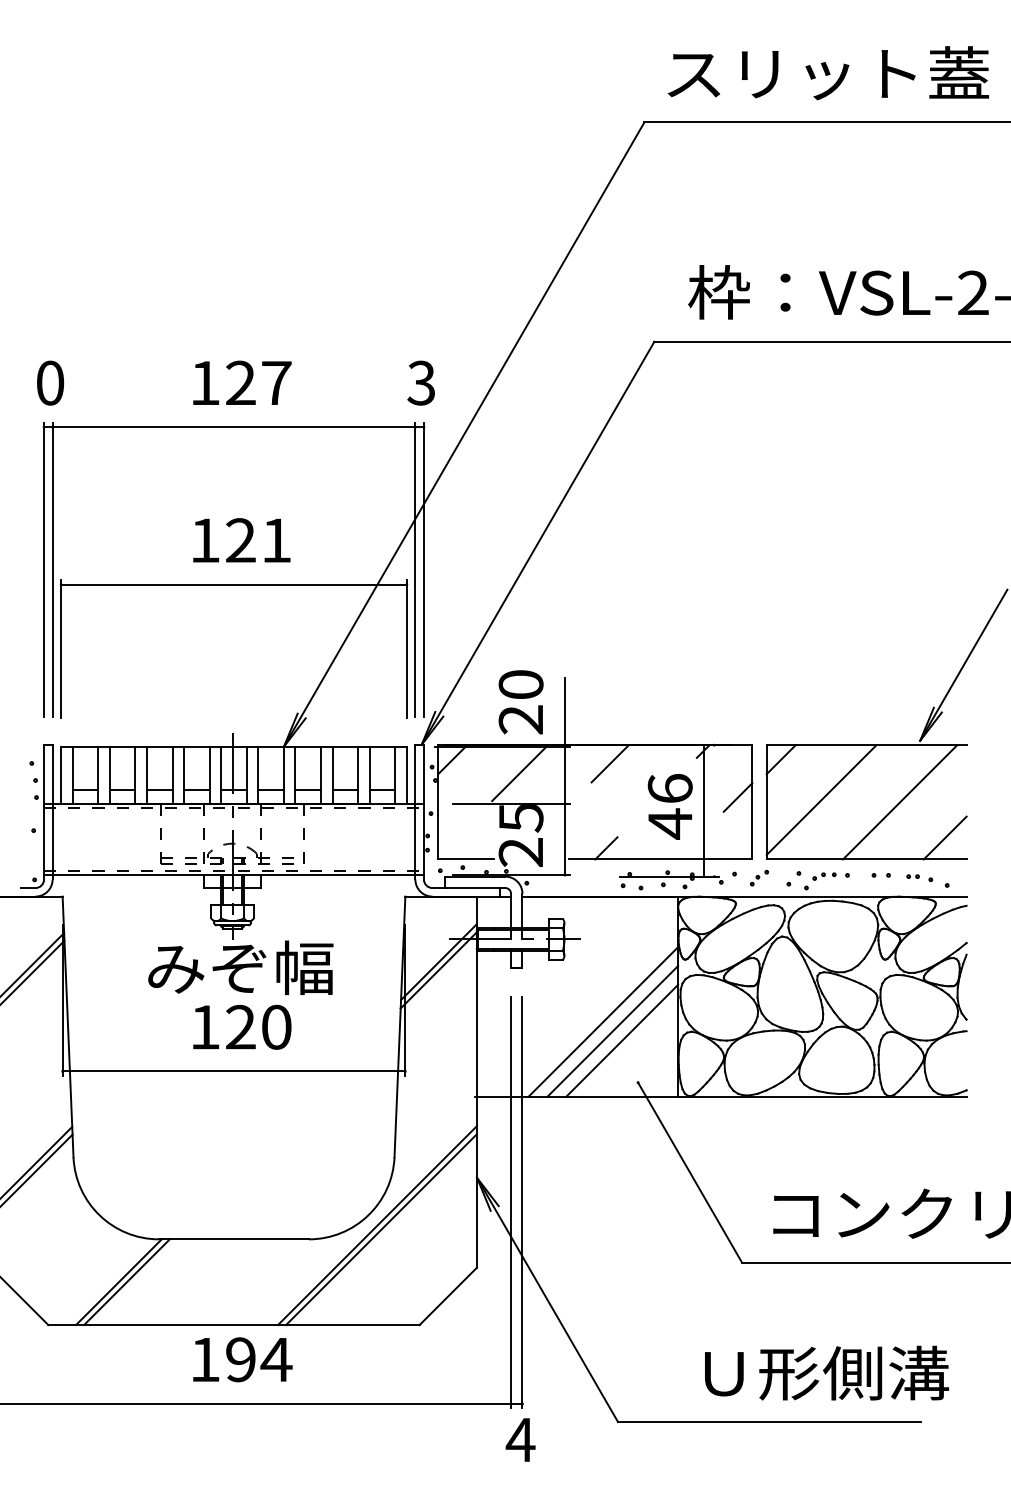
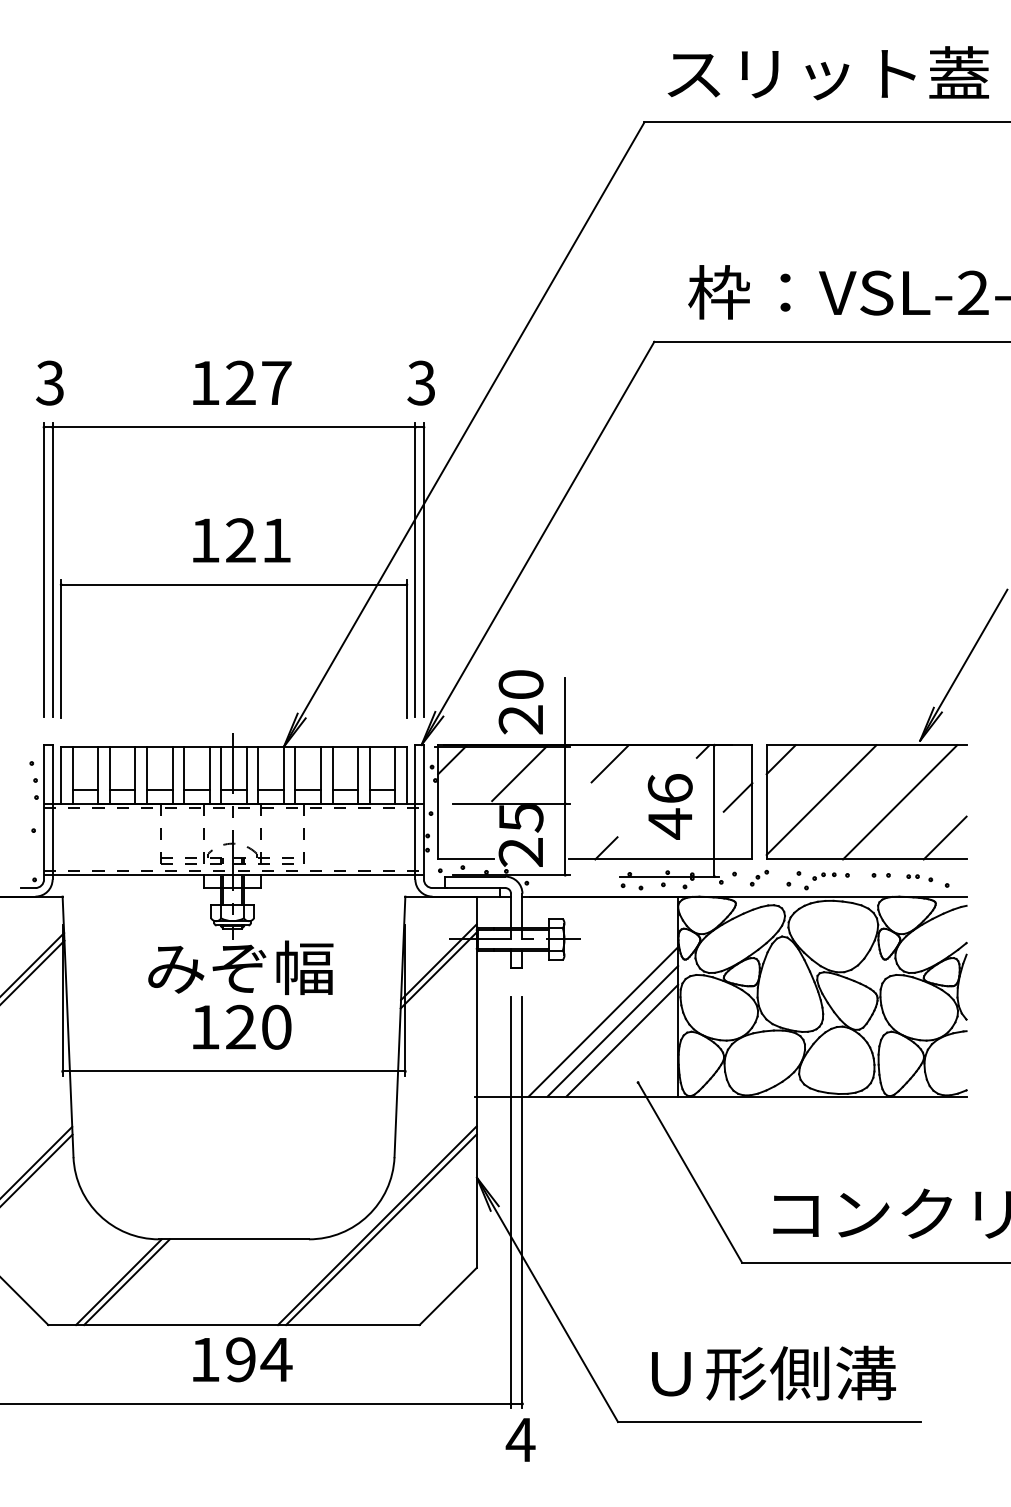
text: 0 -> 3 (50, 382)
line position: (704, 810) -> (714, 810) (714, 810)
text position: (826, 1372) -> (773, 1372) (773, 1372)
